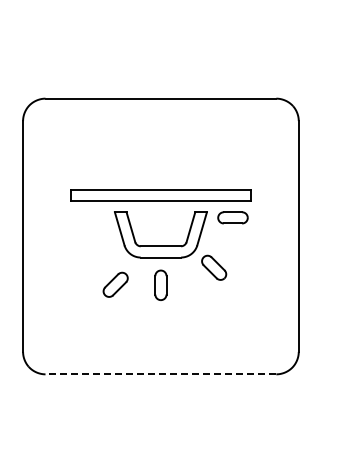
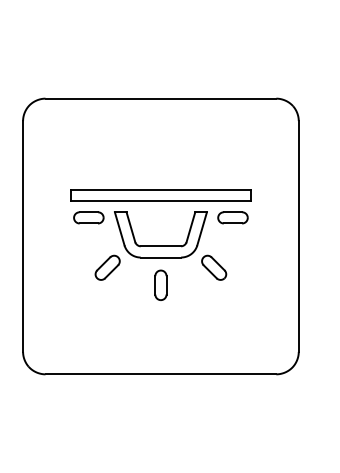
part: none -> present (88, 217)
part position: (115, 284) -> (107, 267) (107, 267)
line: dashed -> solid (160, 374)
